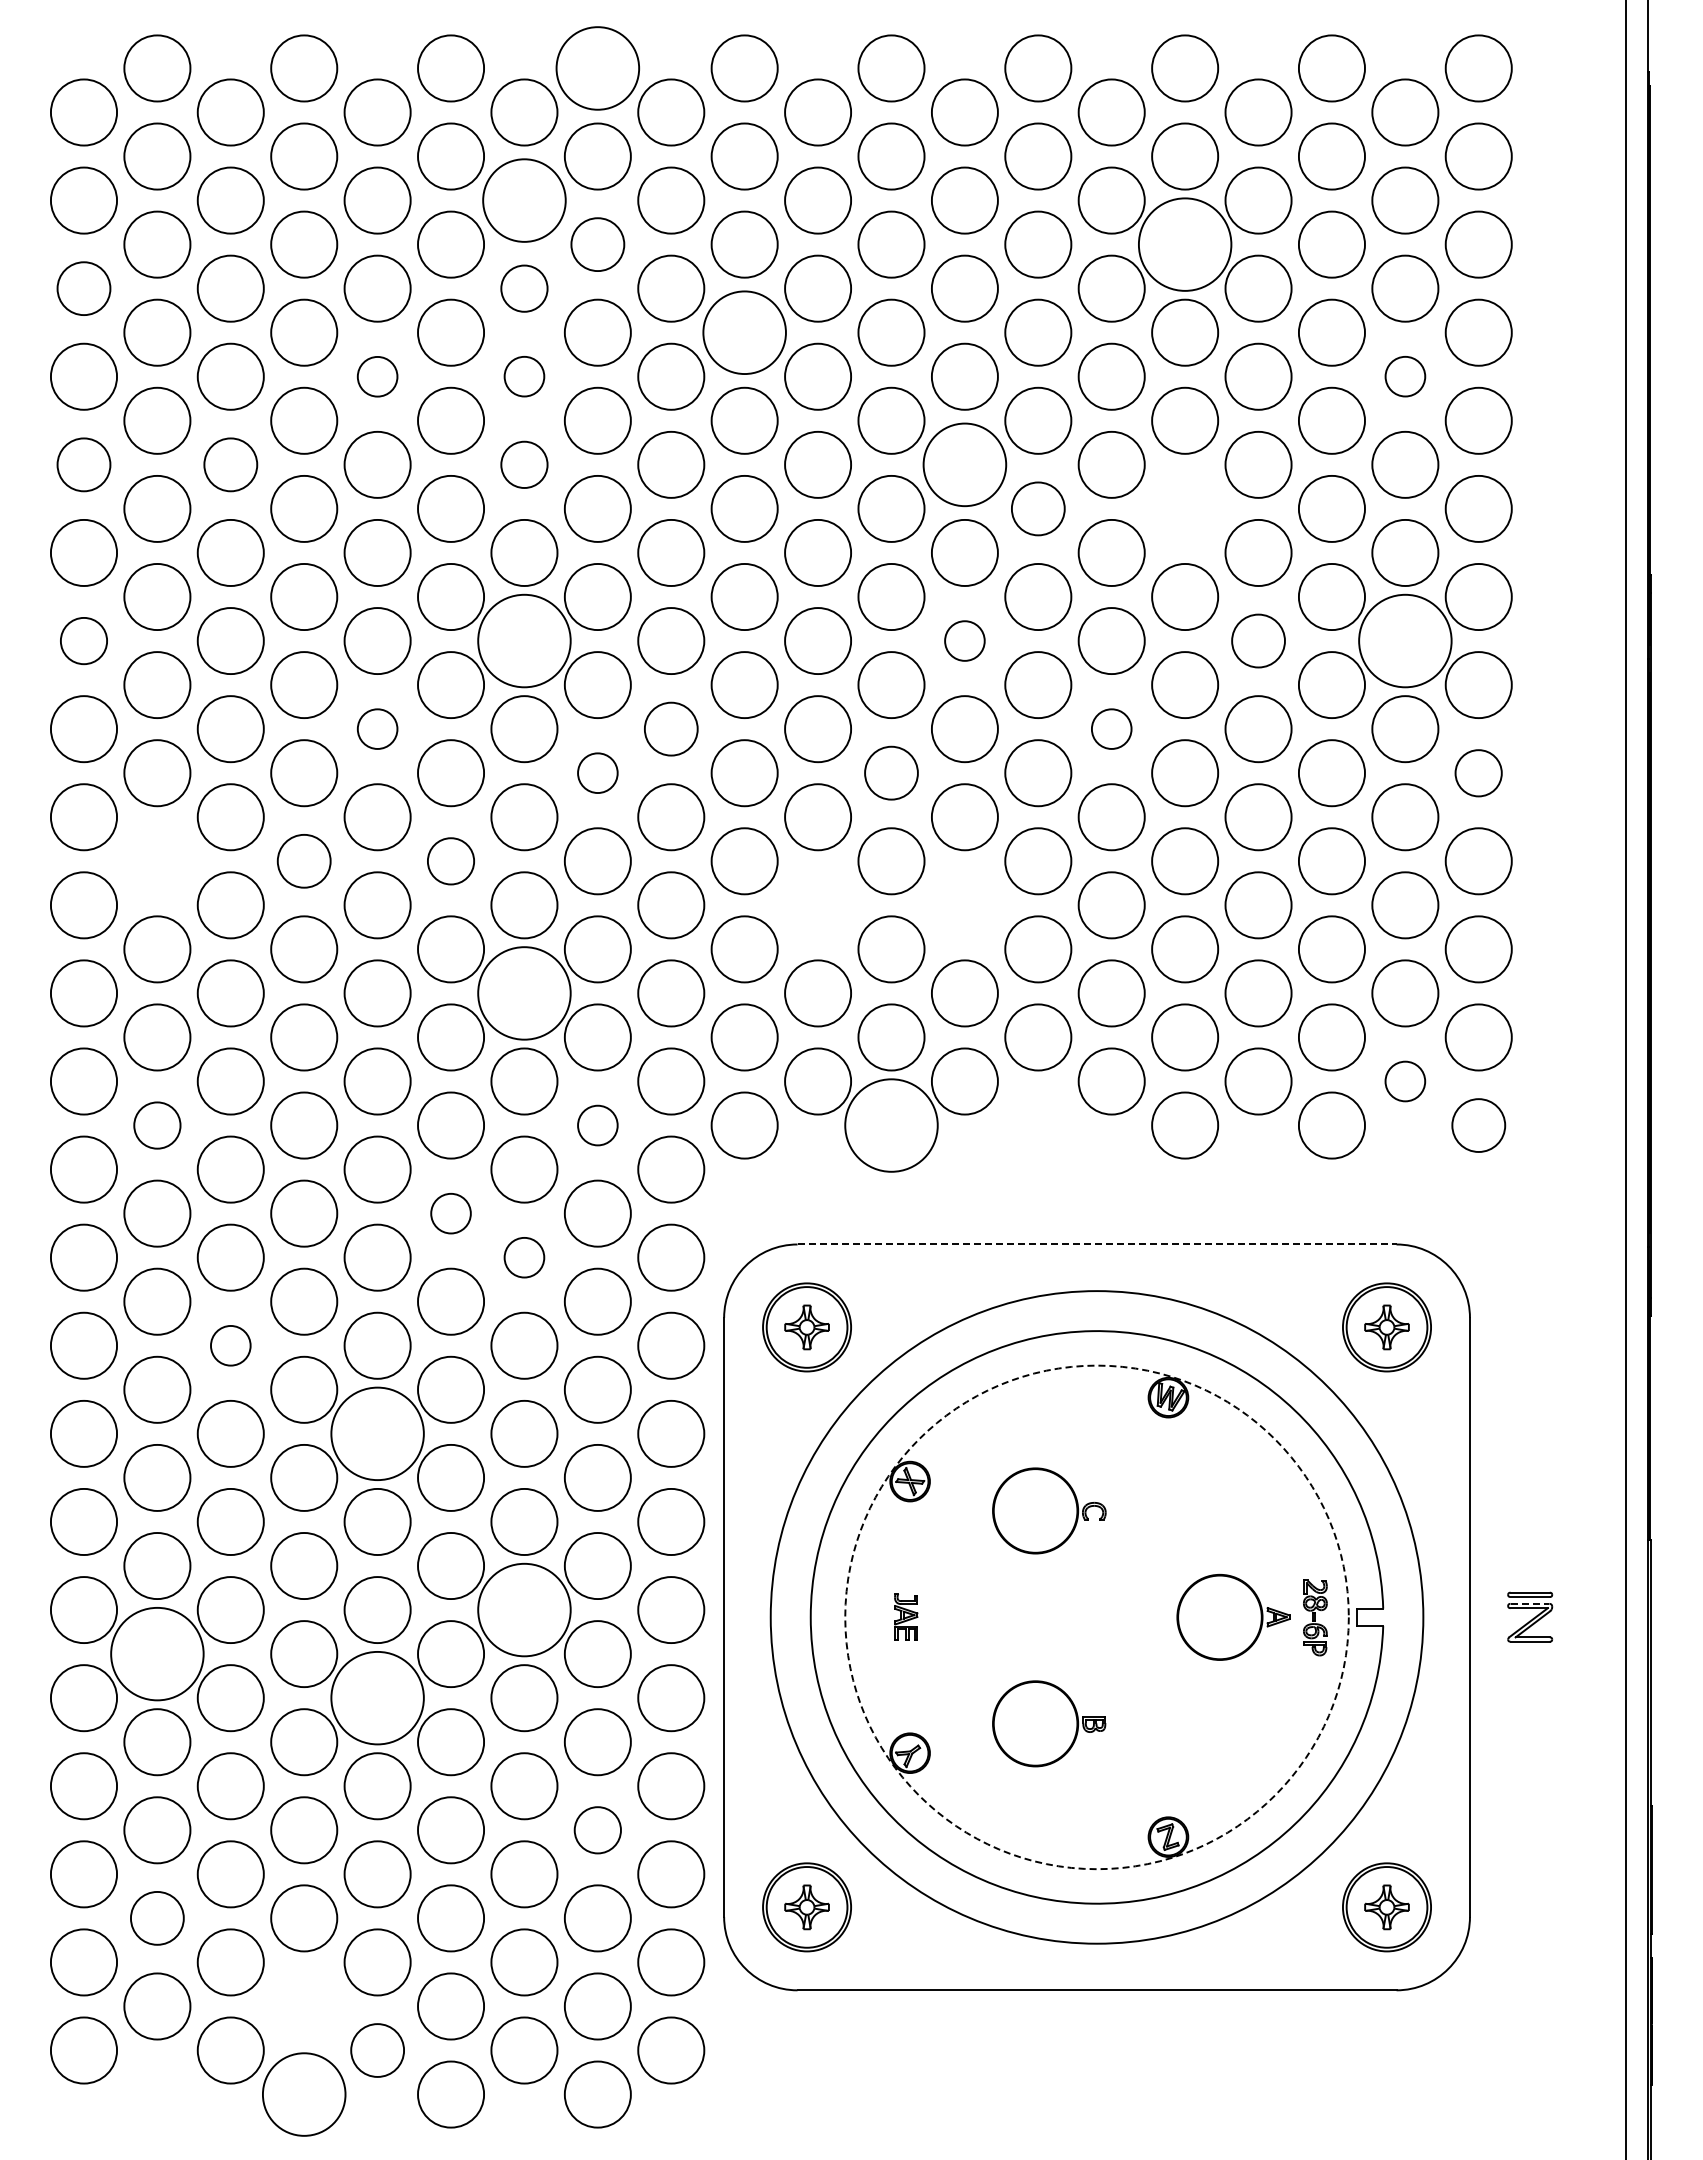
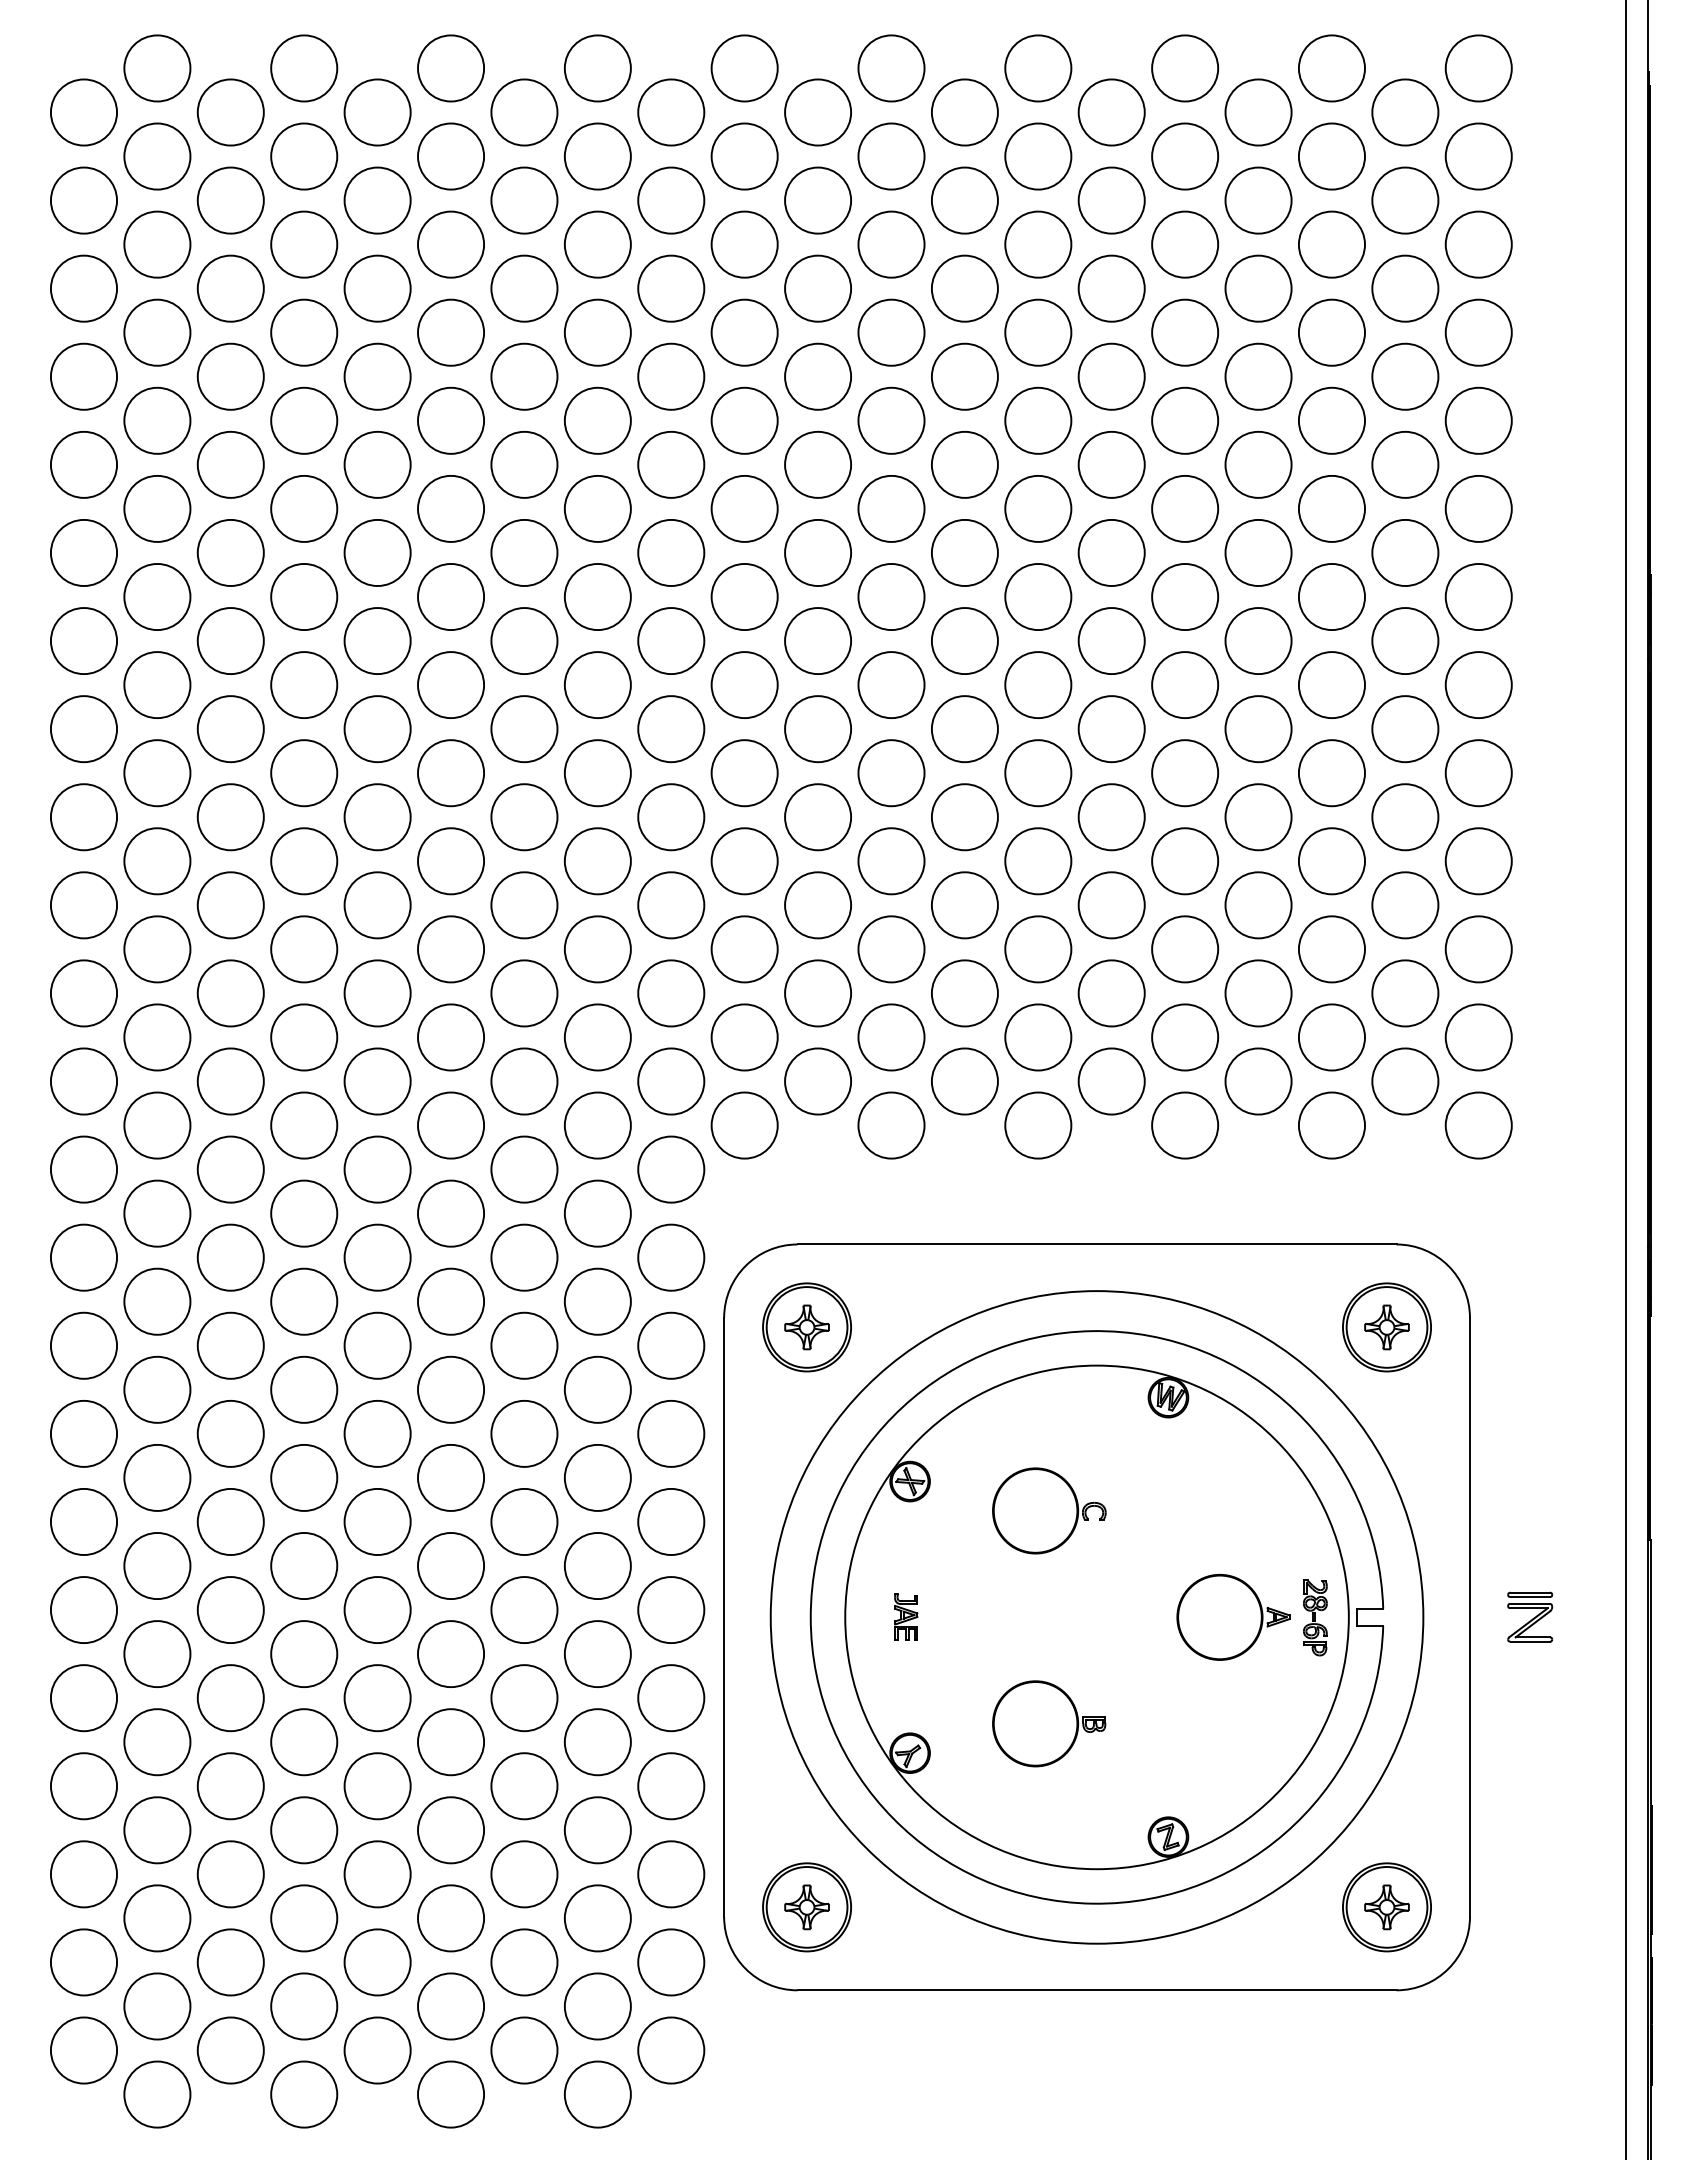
circle diameter: 83 px -> 66 px (597, 68)
circle diameter: 83 px -> 66 px (524, 200)
circle diameter: 53 px -> 66 px (597, 244)
circle diameter: 92 px -> 66 px (1185, 244)
circle diameter: 53 px -> 66 px (83, 288)
circle diameter: 46 px -> 66 px (524, 288)
circle diameter: 83 px -> 66 px (744, 332)
circle diameter: 40 px -> 66 px (377, 376)
circle size: 43x42 px -> 69x69 px (524, 376)
circle size: 43x42 px -> 69x69 px (1405, 376)
circle diameter: 53 px -> 66 px (83, 464)
circle diameter: 53 px -> 66 px (230, 464)
circle diameter: 46 px -> 66 px (524, 464)
circle diameter: 83 px -> 66 px (964, 464)
circle diameter: 53 px -> 66 px (1038, 508)
circle: none -> present (1185, 508)
circle diameter: 46 px -> 66 px (83, 641)
circle diameter: 92 px -> 66 px (524, 641)
circle diameter: 40 px -> 66 px (964, 641)
circle diameter: 53 px -> 66 px (1258, 641)
circle diameter: 92 px -> 66 px (1405, 641)
circle diameter: 40 px -> 66 px (377, 729)
circle diameter: 53 px -> 66 px (671, 729)
circle diameter: 40 px -> 66 px (1111, 729)
circle diameter: 53 px -> 66 px (891, 773)
circle diameter: 40 px -> 66 px (597, 773)
circle size: 49x49 px -> 69x69 px (1478, 773)
circle diameter: 53 px -> 66 px (304, 861)
circle: none -> present (157, 861)
circle size: 48x49 px -> 68x69 px (450, 861)
circle: none -> present (817, 905)
circle: none -> present (964, 905)
circle diameter: 92 px -> 66 px (524, 993)
circle diameter: 40 px -> 66 px (1405, 1081)
circle diameter: 46 px -> 66 px (157, 1125)
circle diameter: 40 px -> 66 px (597, 1125)
circle diameter: 92 px -> 66 px (891, 1125)
circle: none -> present (1038, 1125)
circle diameter: 53 px -> 66 px (1478, 1125)
circle diameter: 40 px -> 66 px (451, 1213)
line: dashed -> solid (1097, 1244)
circle diameter: 40 px -> 66 px (524, 1257)
circle diameter: 40 px -> 66 px (230, 1345)
circle diameter: 92 px -> 66 px (377, 1433)
line: dashed -> solid (1530, 1603)
circle diameter: 92 px -> 66 px (524, 1610)
circle: dashed -> solid (1096, 1617)
circle diameter: 92 px -> 66 px (157, 1654)
circle diameter: 92 px -> 66 px (377, 1698)
circle diameter: 46 px -> 66 px (597, 1830)
circle diameter: 53 px -> 66 px (157, 1918)
circle: none -> present (304, 2006)
circle diameter: 53 px -> 66 px (377, 2050)
circle: none -> present (157, 2094)
circle diameter: 83 px -> 66 px (304, 2094)
